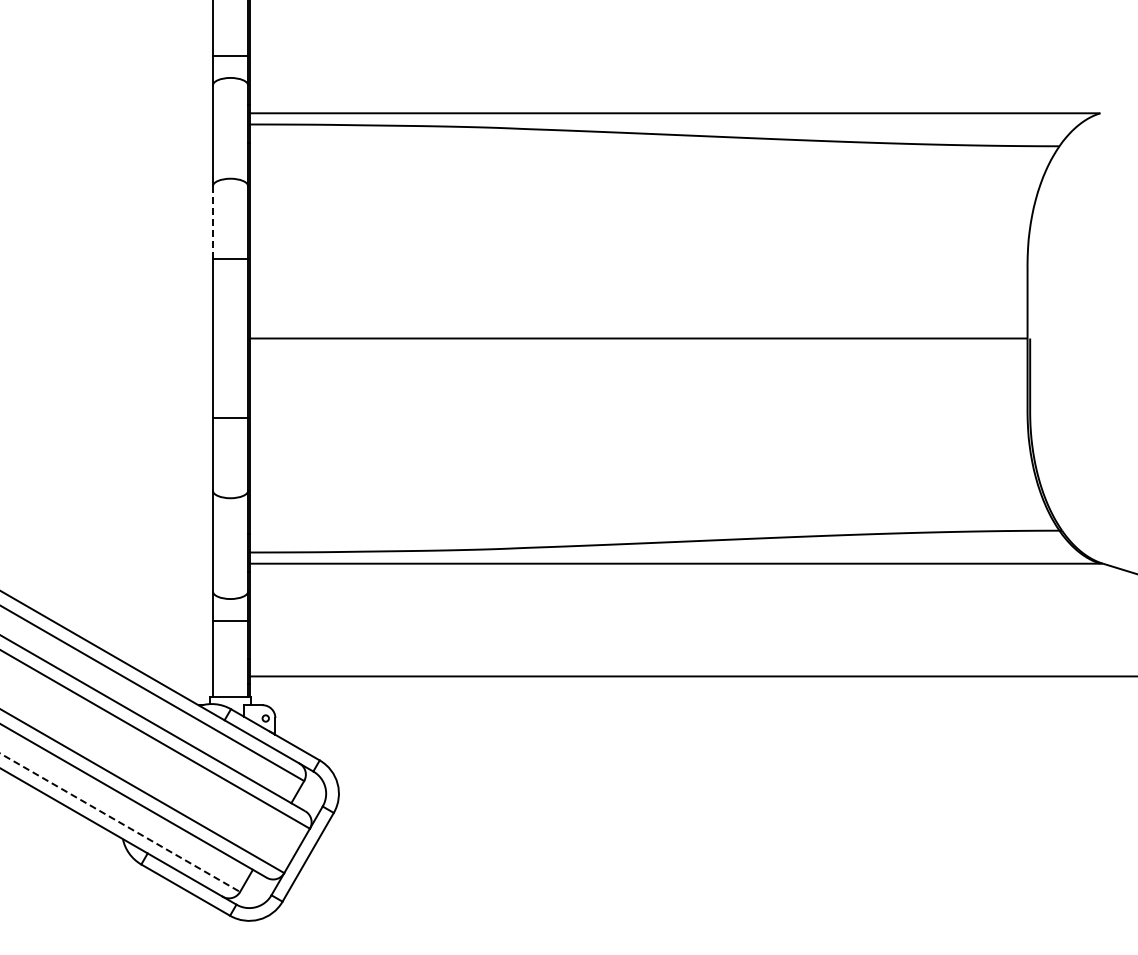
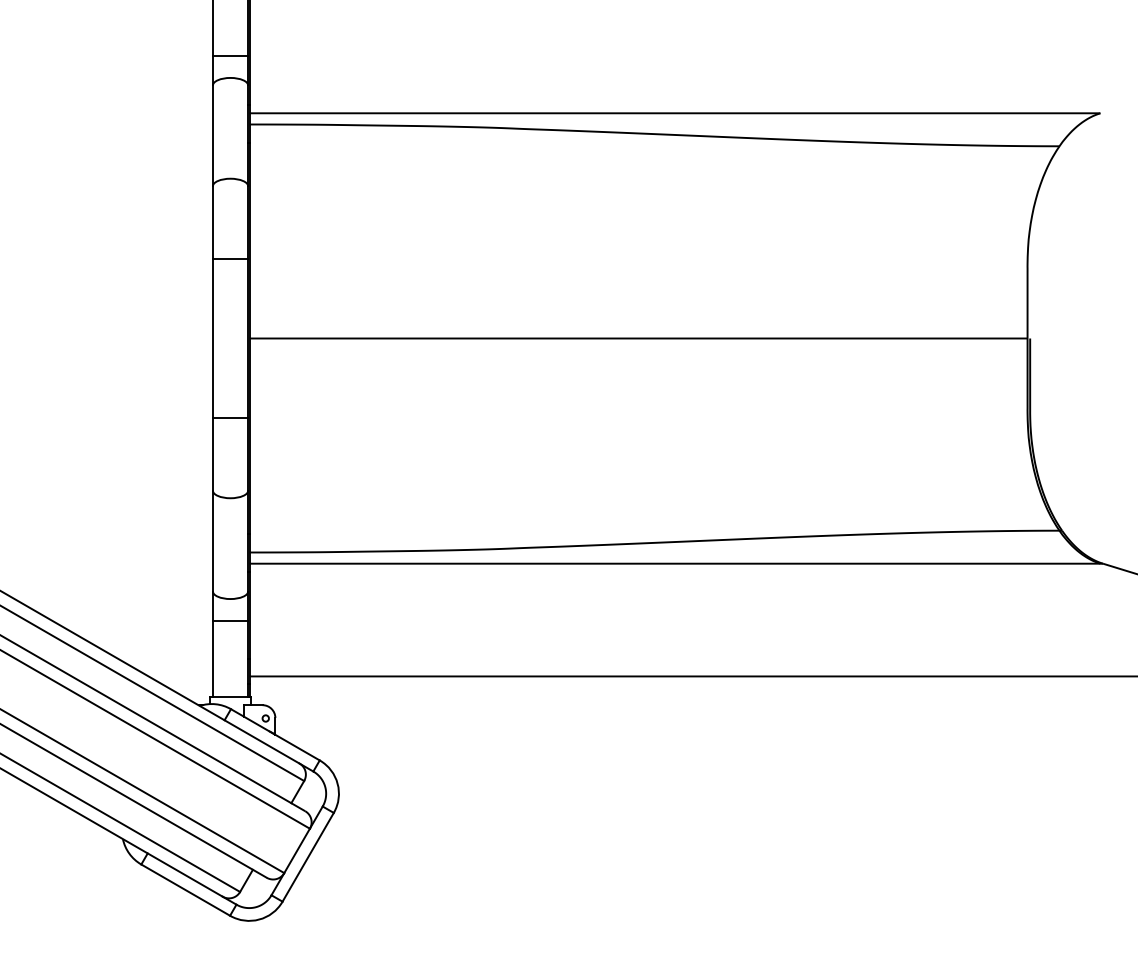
line: dashed -> solid (212, 223)
line: dashed -> solid (120, 823)
